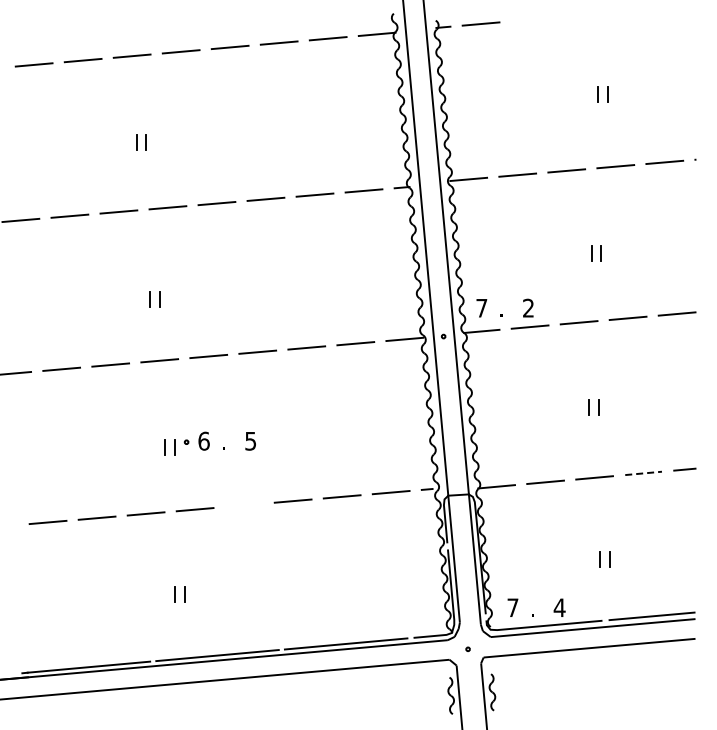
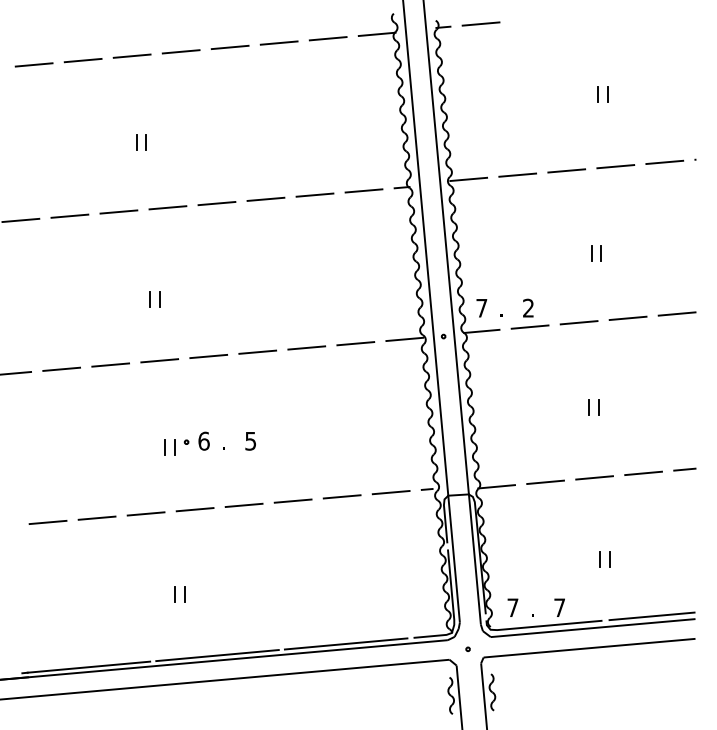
line: dashed -> solid (644, 473)
line: none -> present (243, 505)
text: 4 -> 7 (559, 607)
